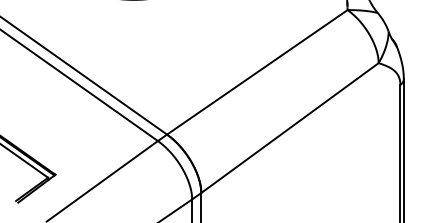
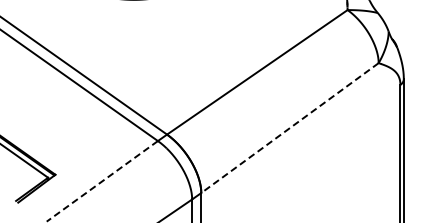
line: solid -> dashed (289, 128)
line: solid -> dashed (102, 181)
